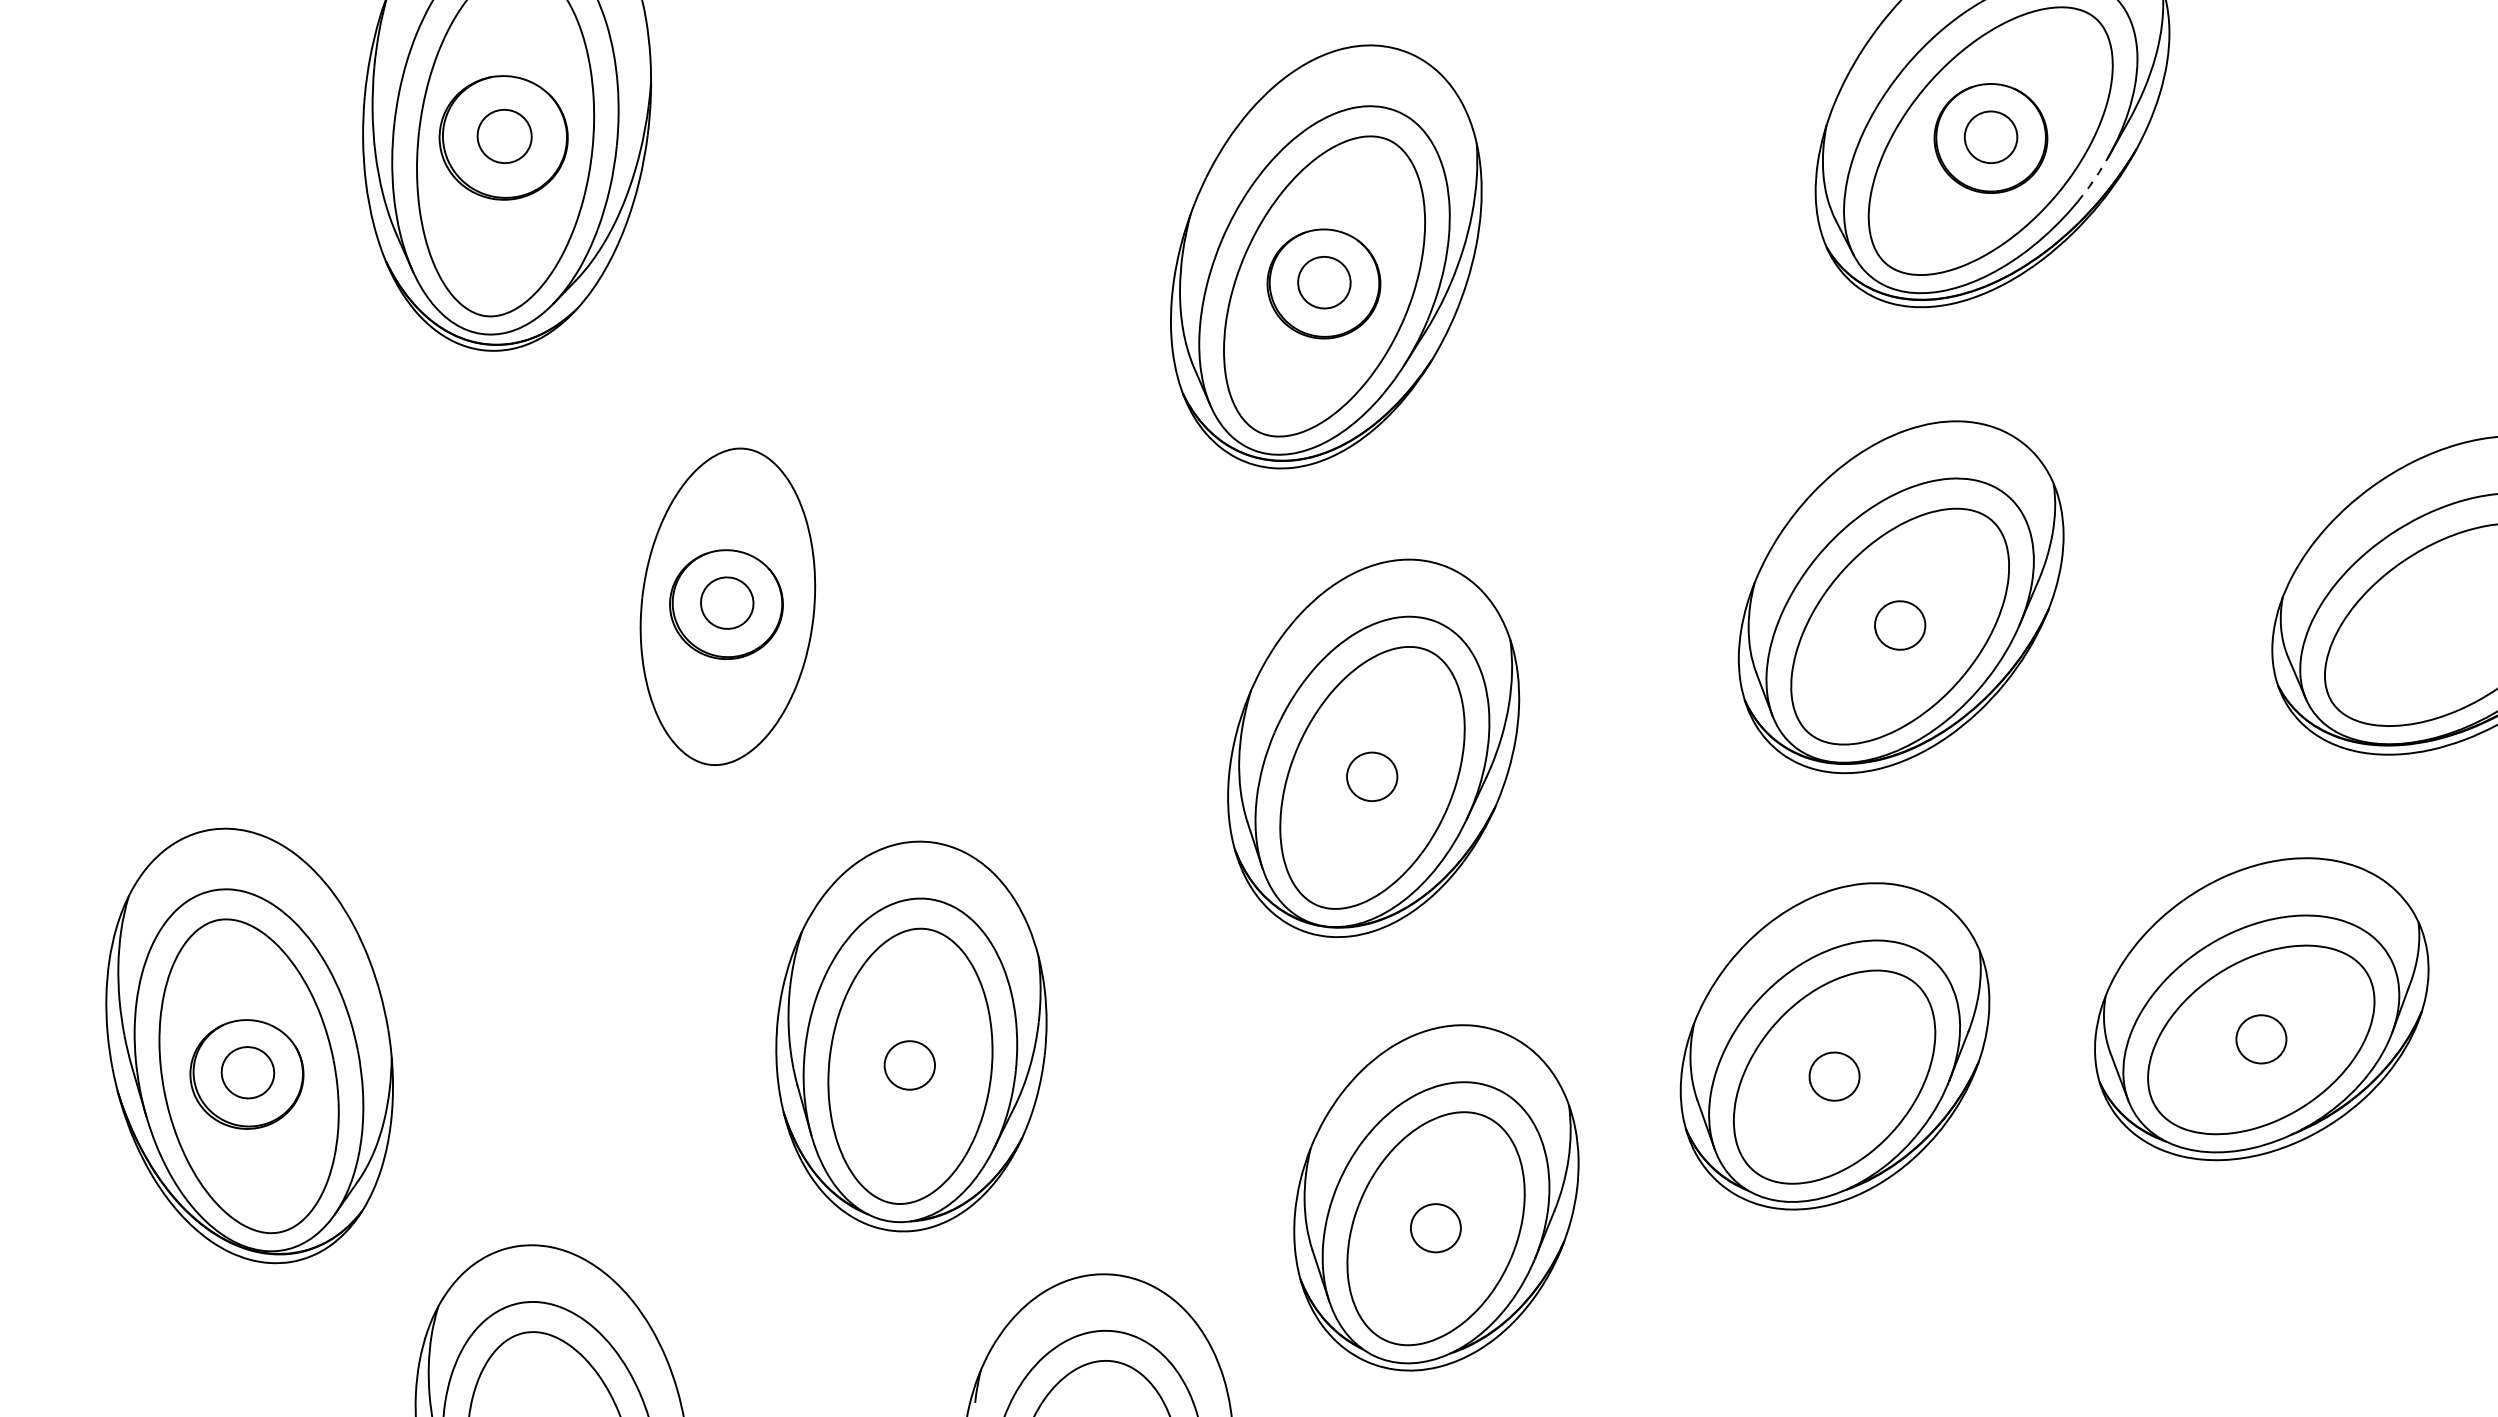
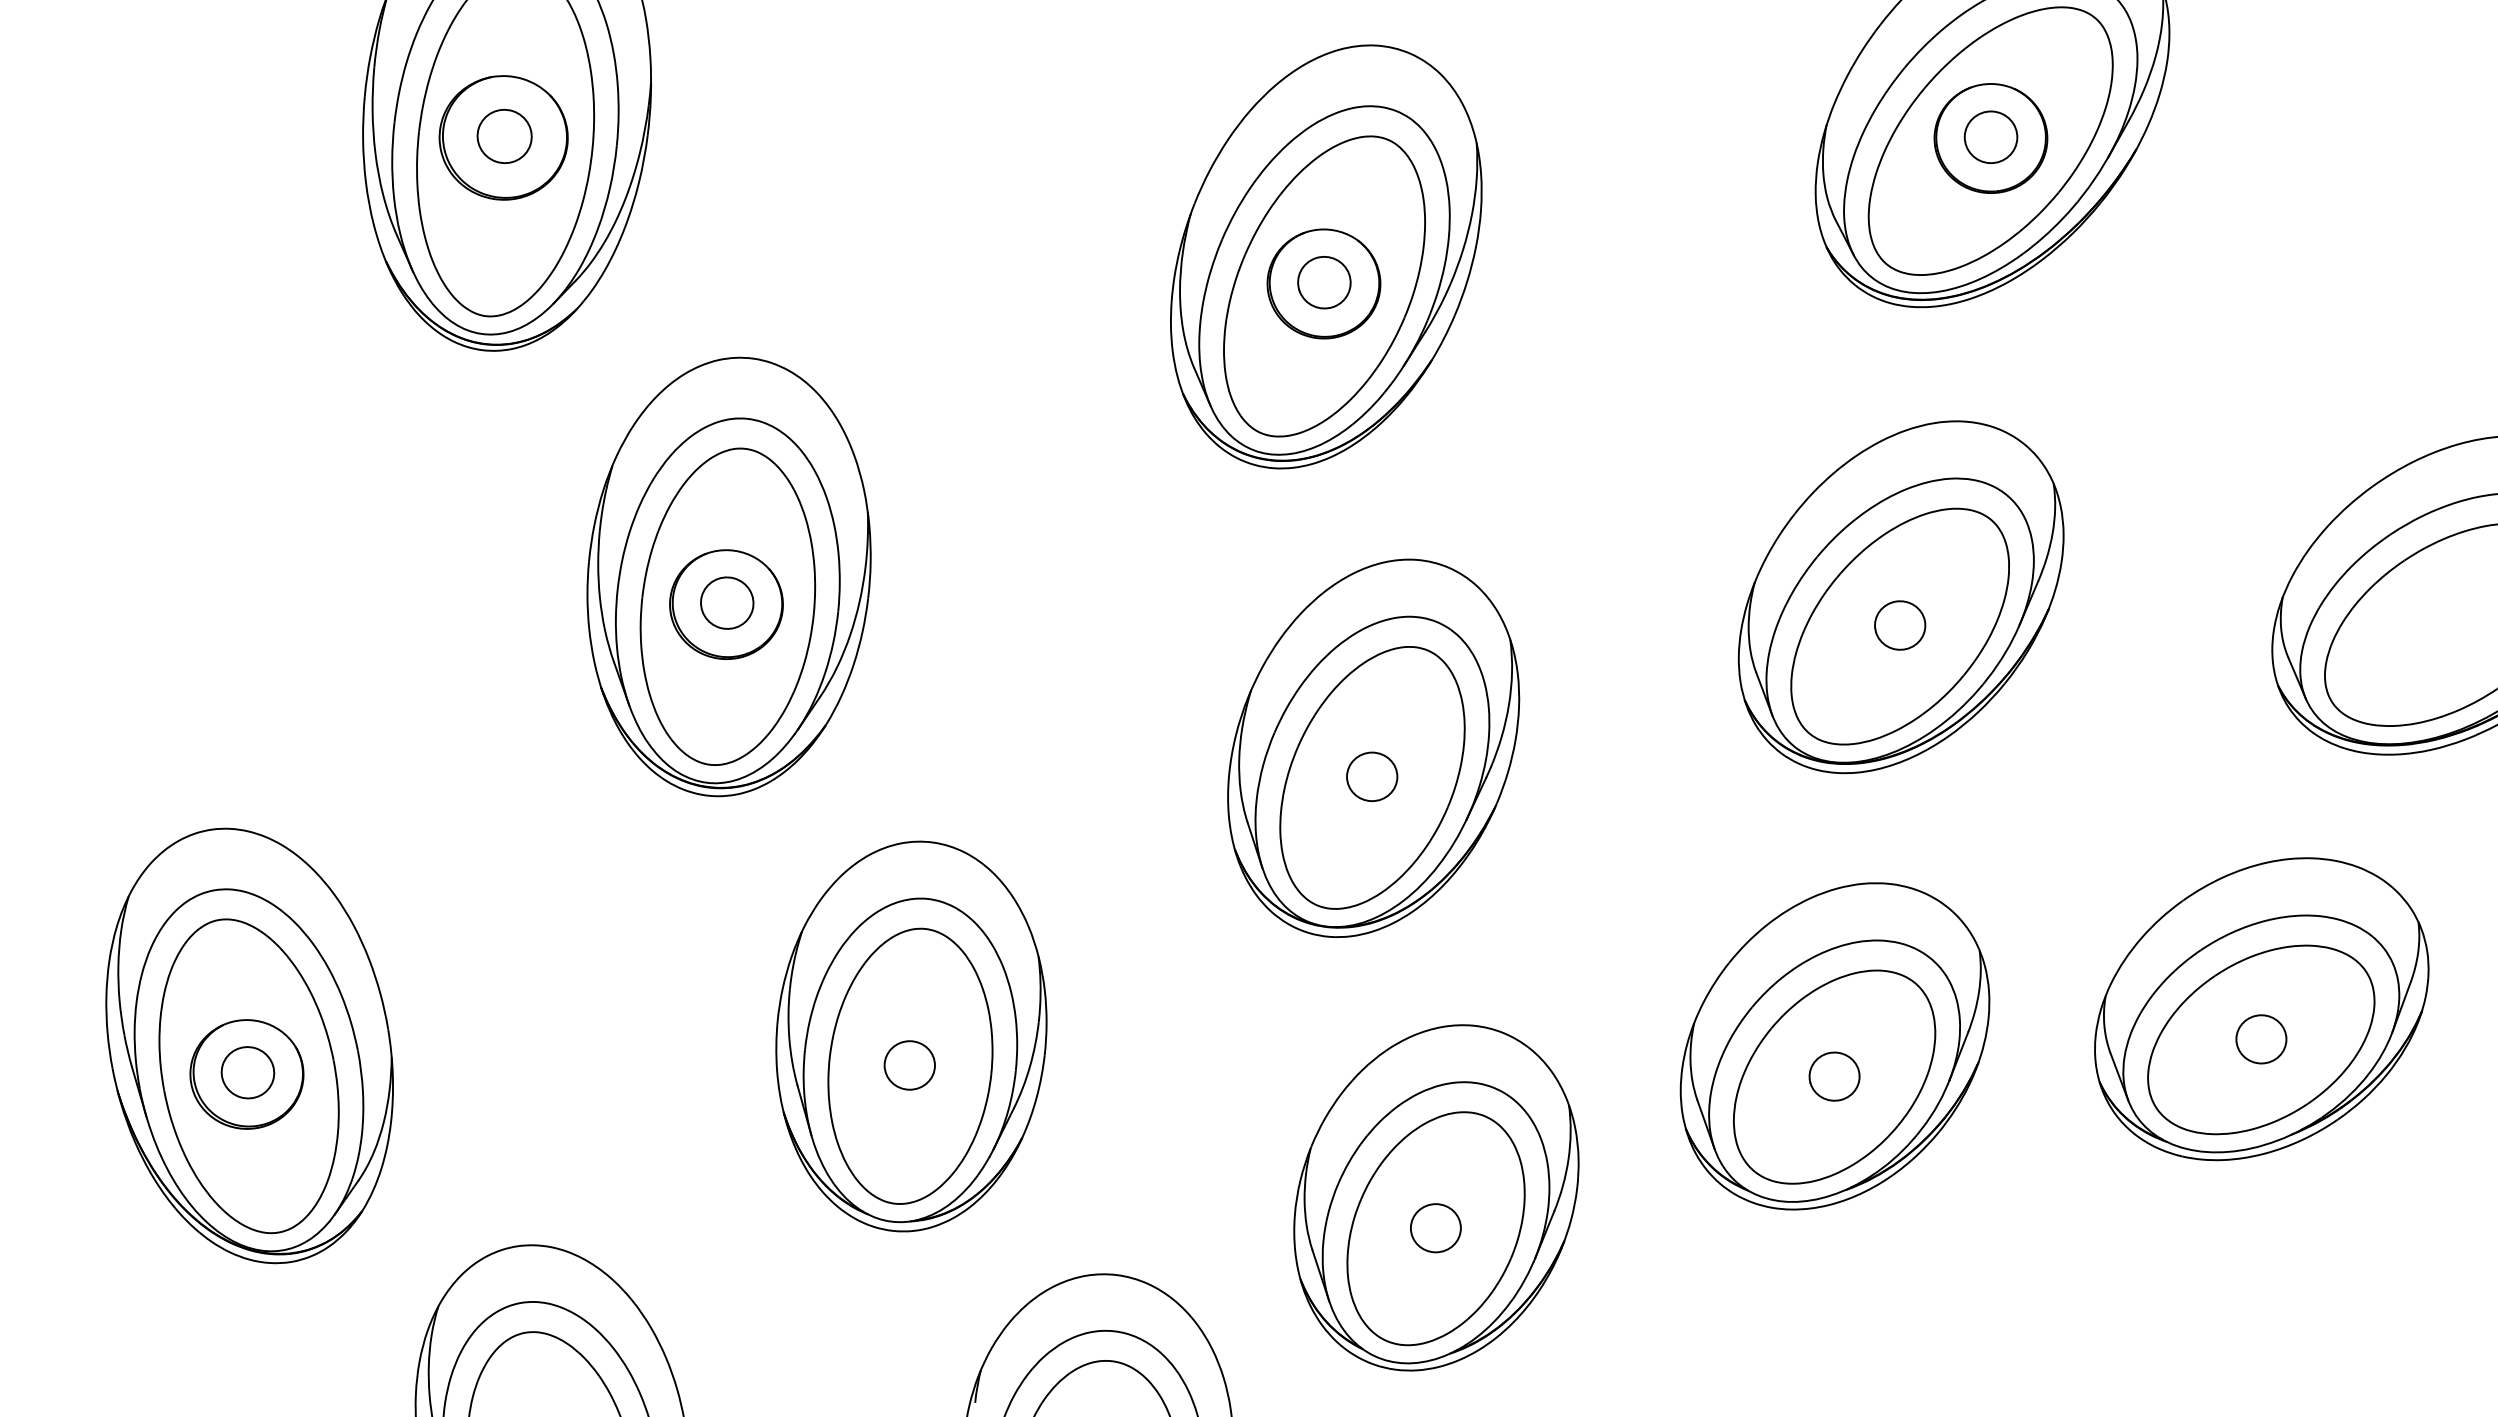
line: dashed -> solid (2093, 180)
part: none -> present (728, 576)
